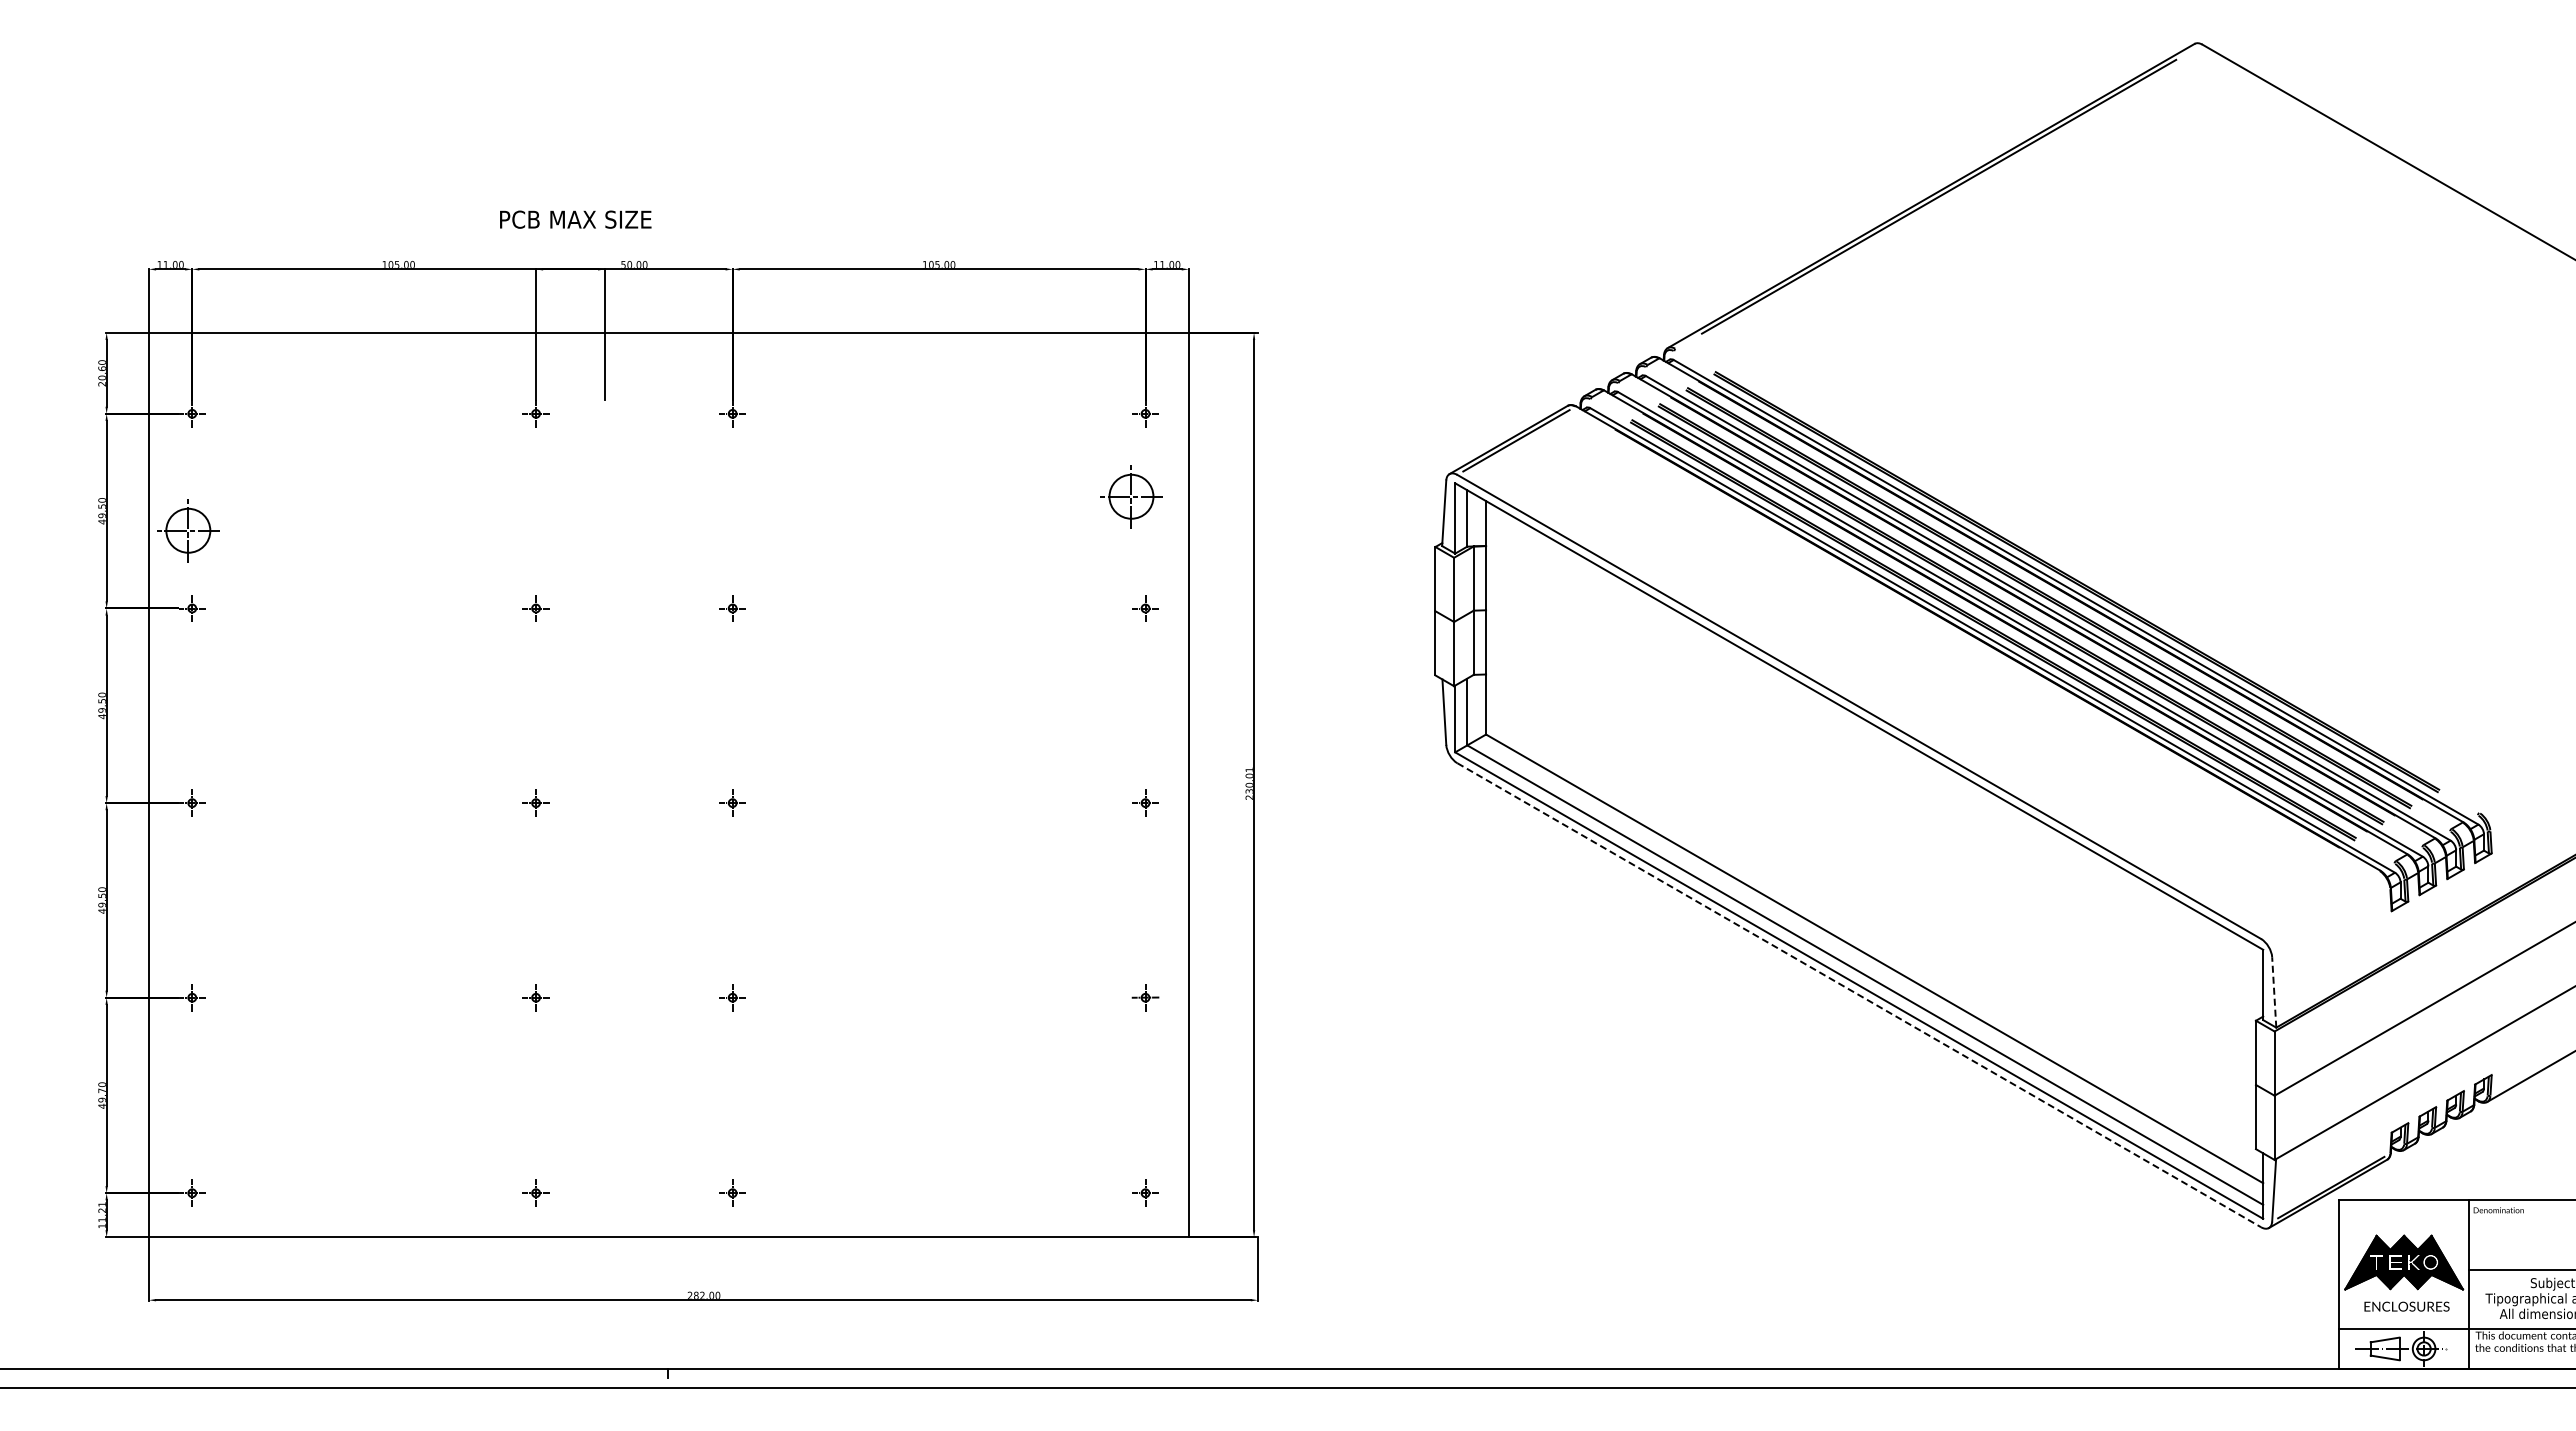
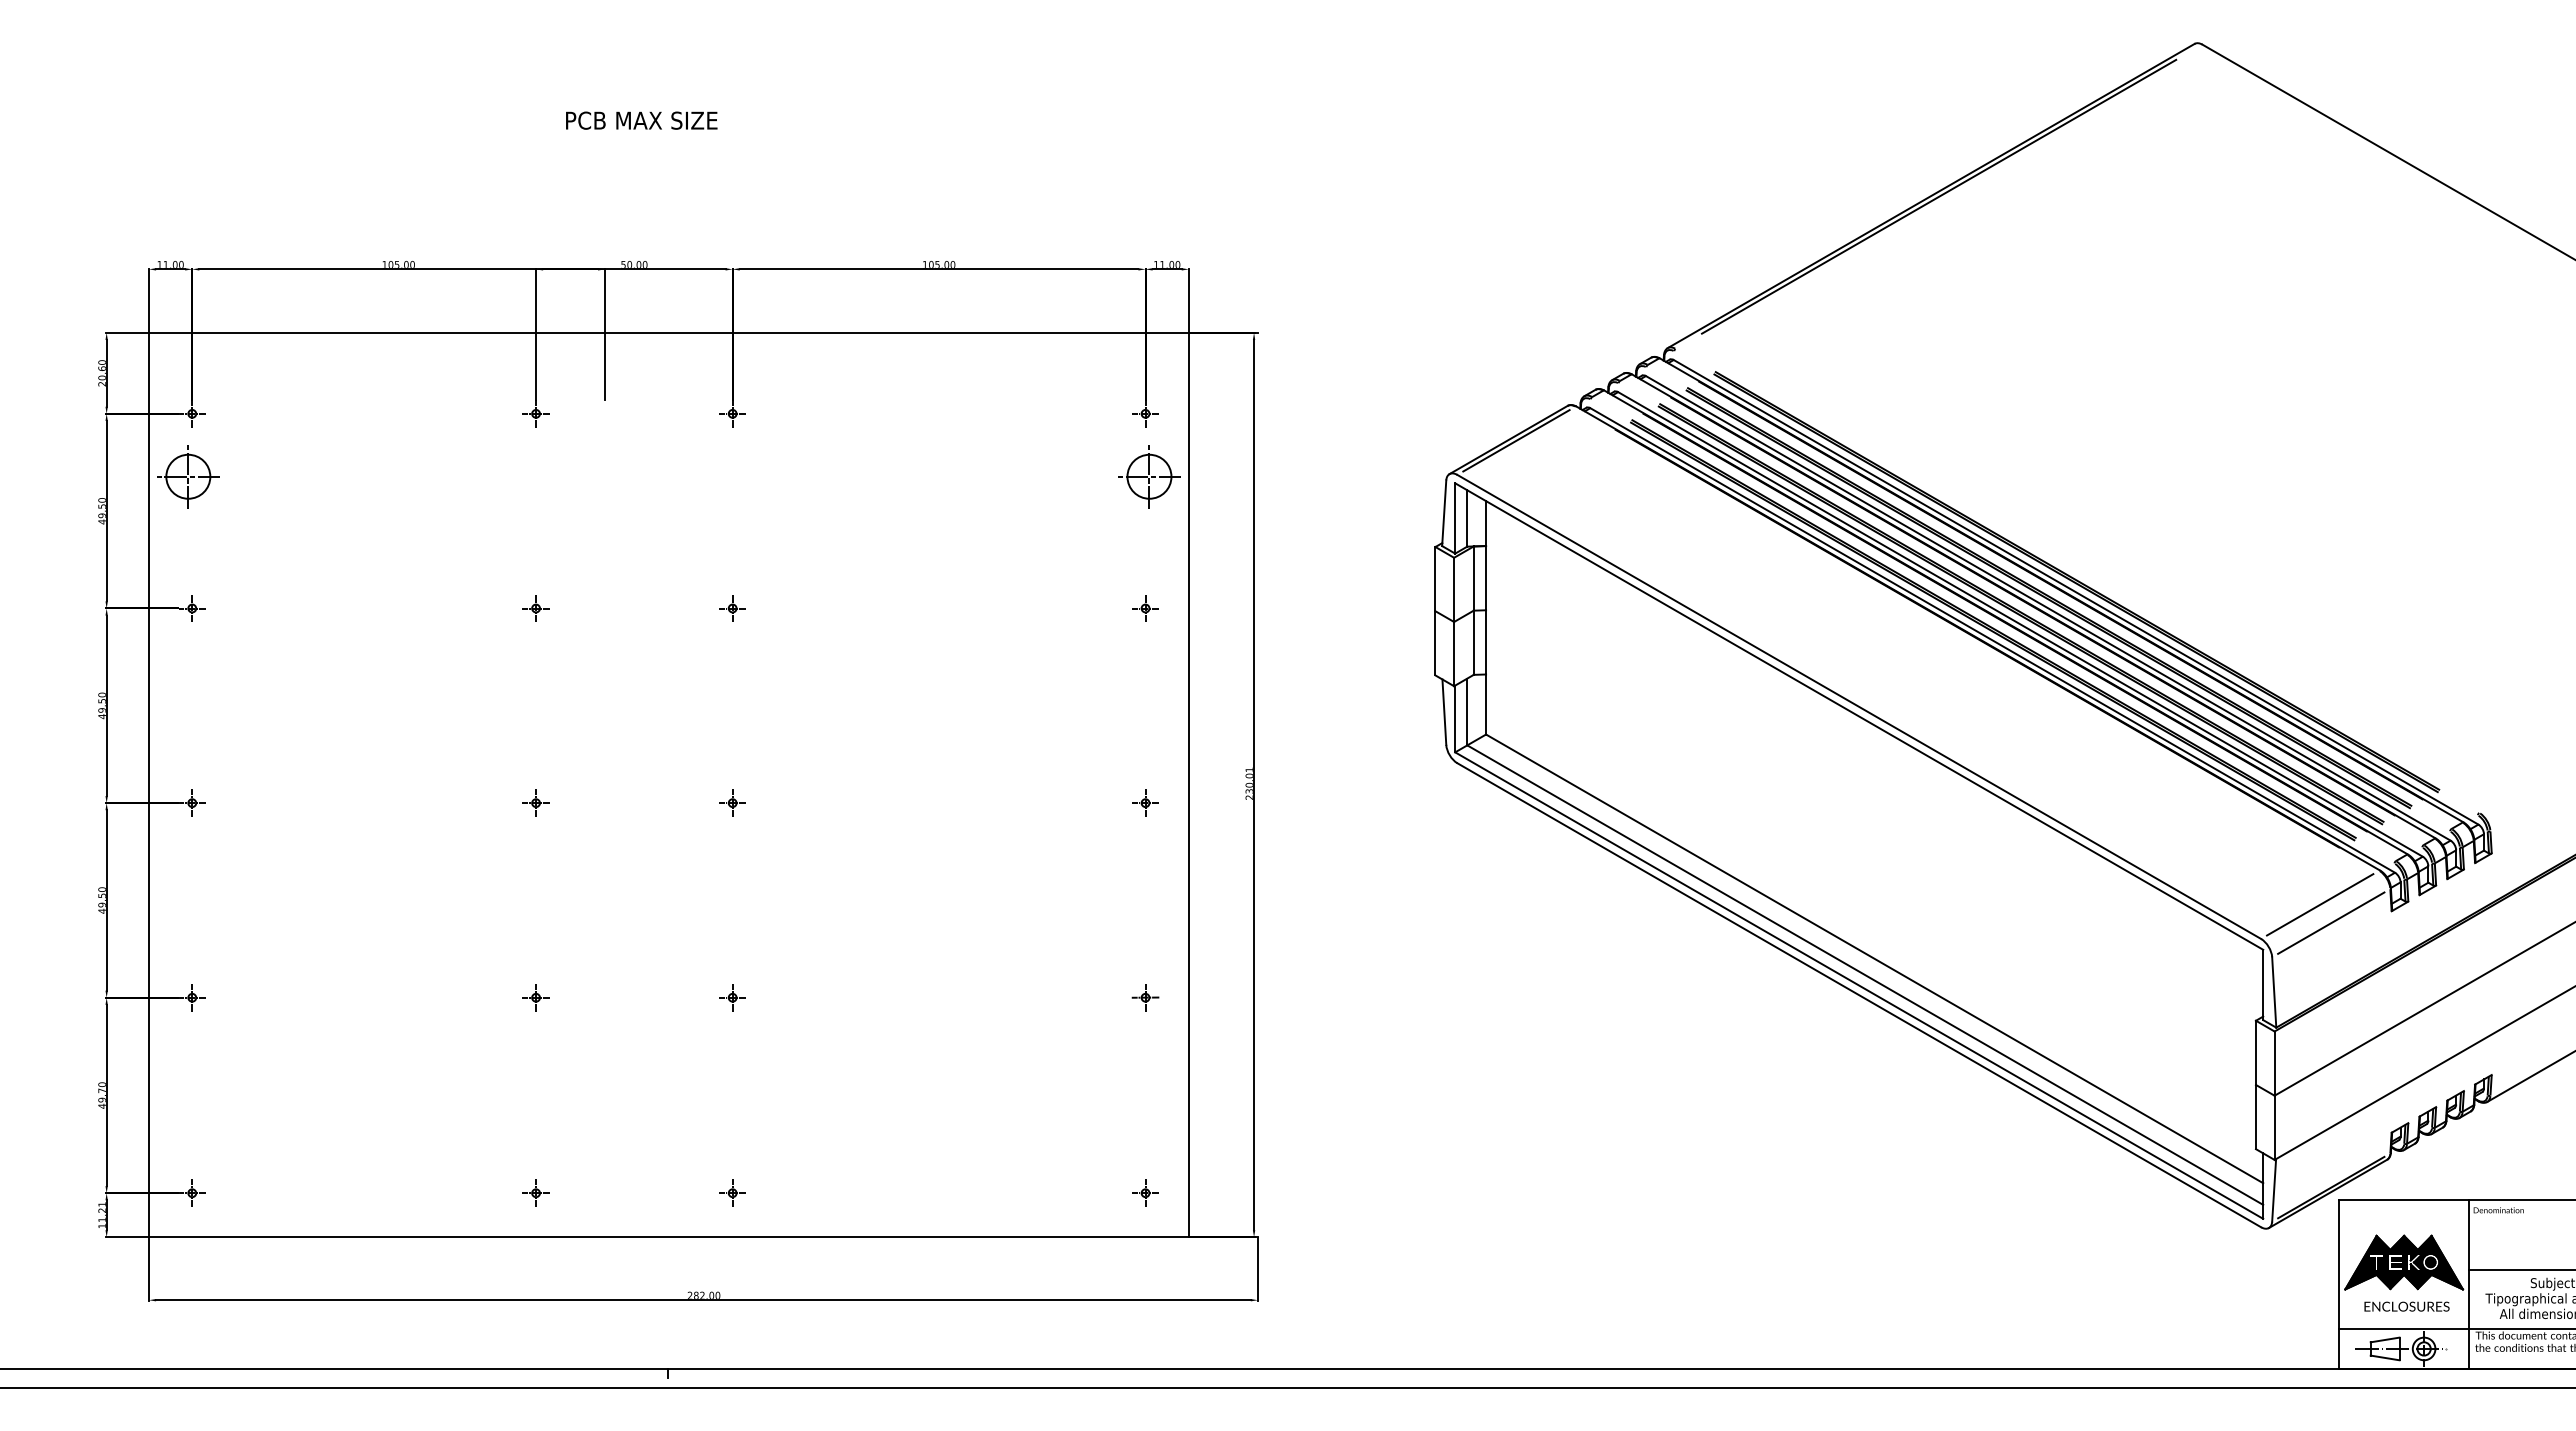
text position: (575, 219) -> (641, 120) (641, 120)
part position: (1131, 496) -> (1149, 476) (1149, 476)
part position: (188, 530) -> (188, 476) (188, 476)
line: none -> present (2319, 904)
line: none -> present (2331, 922)
line: dashed -> solid (2274, 991)
line: dashed -> solid (1859, 995)
